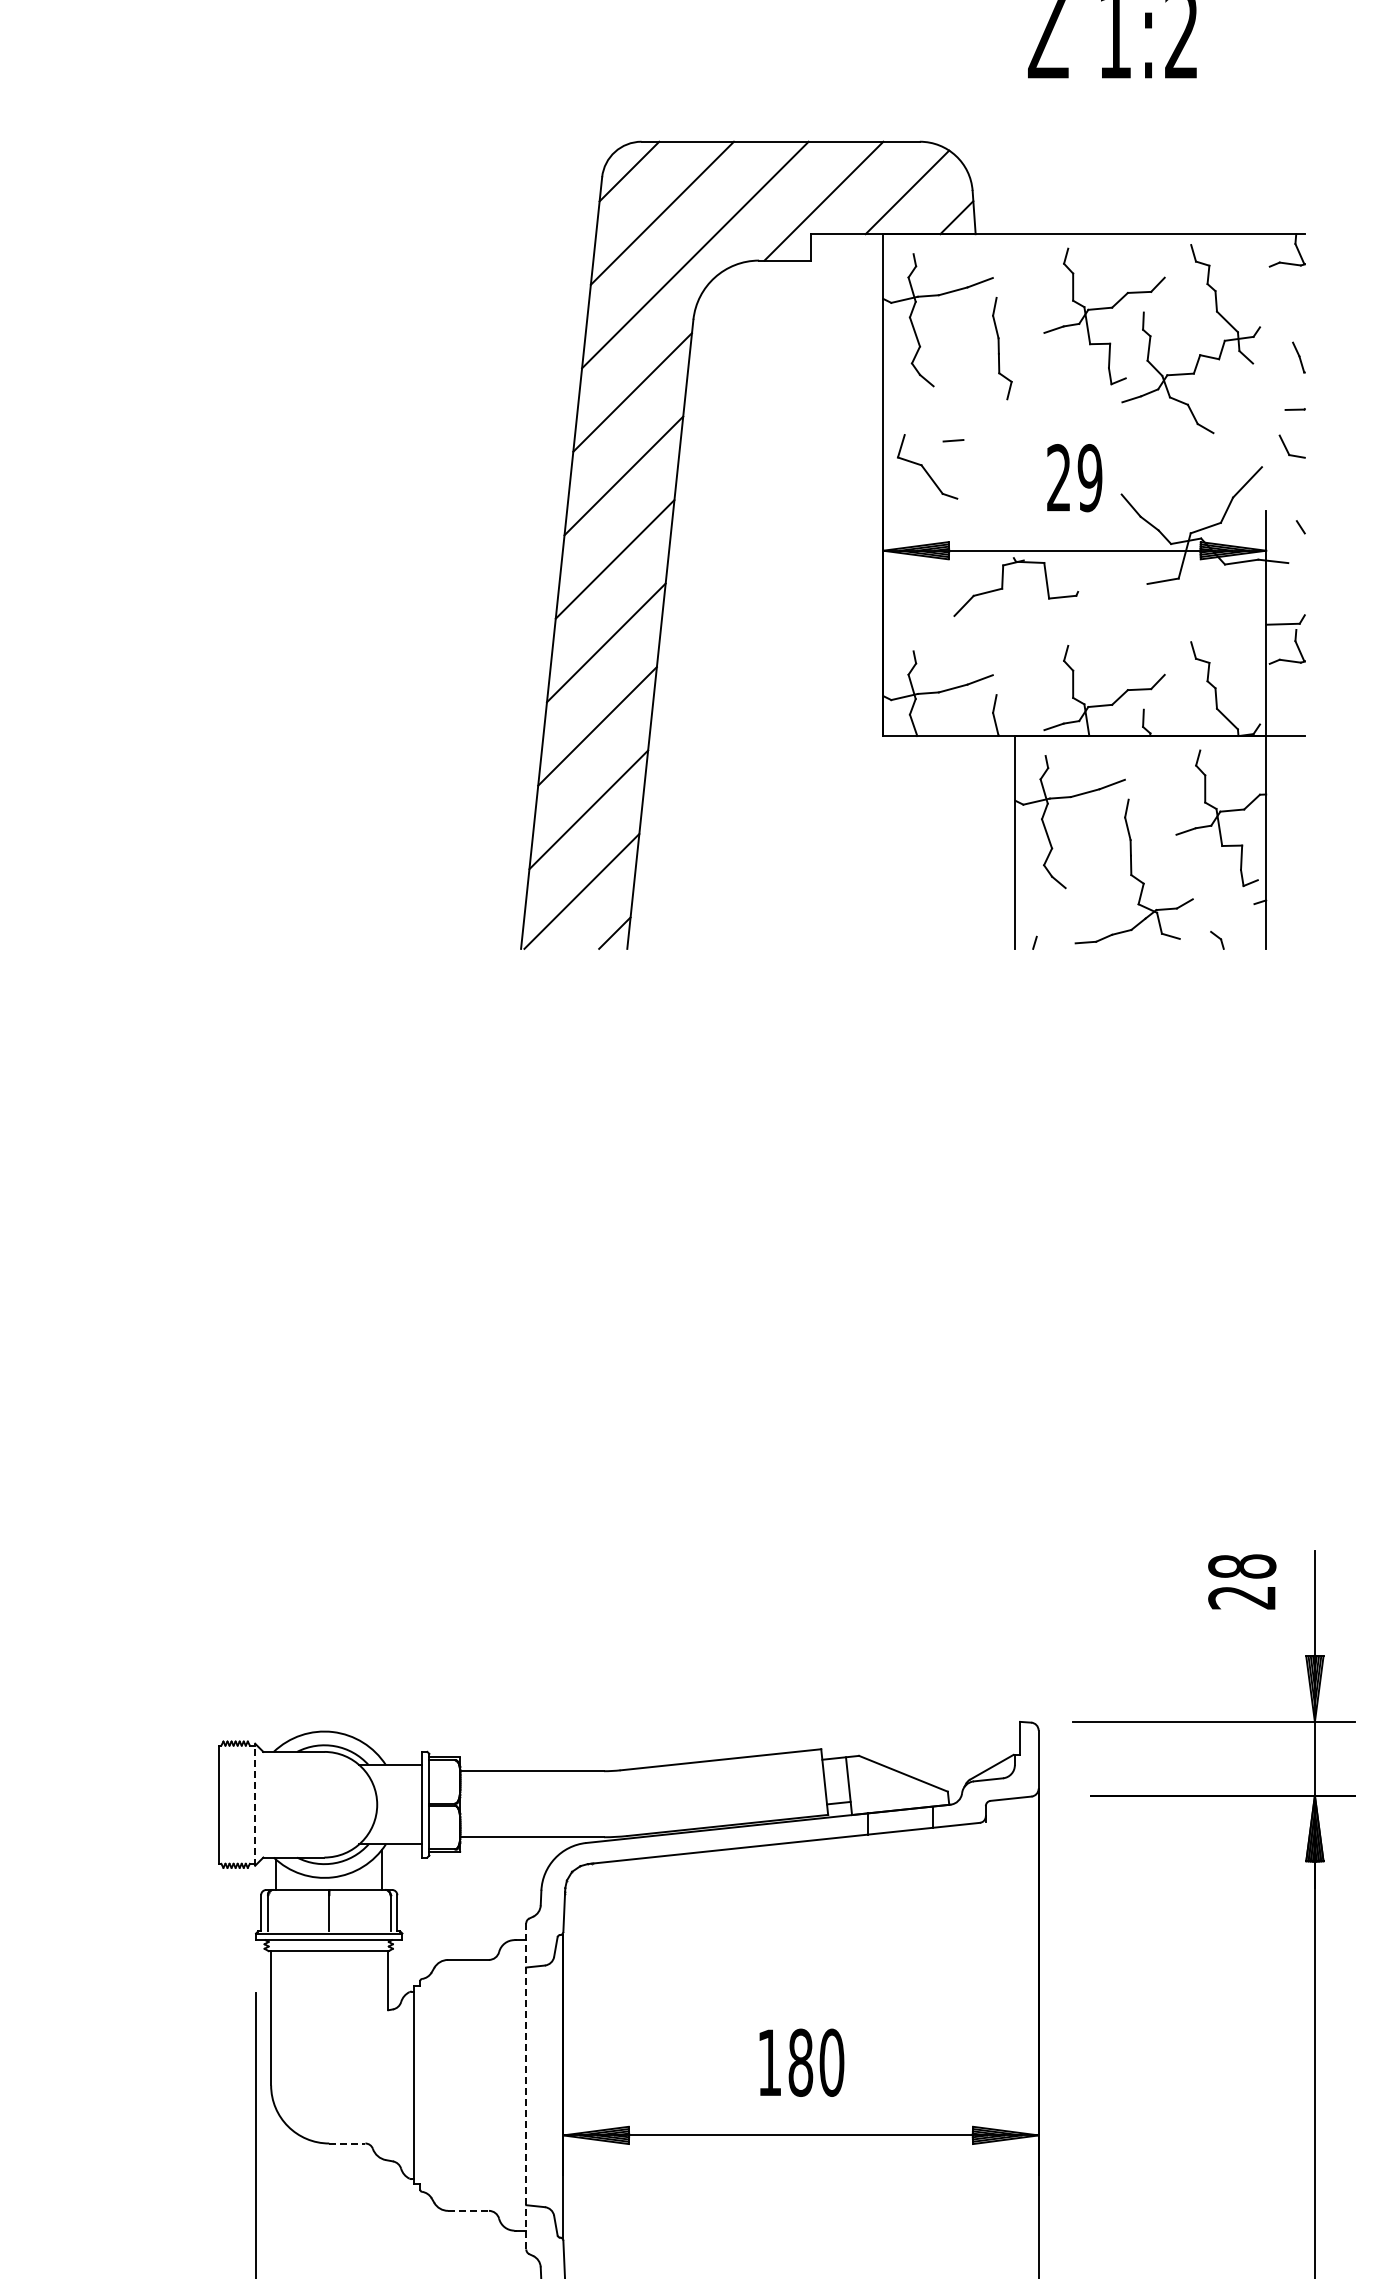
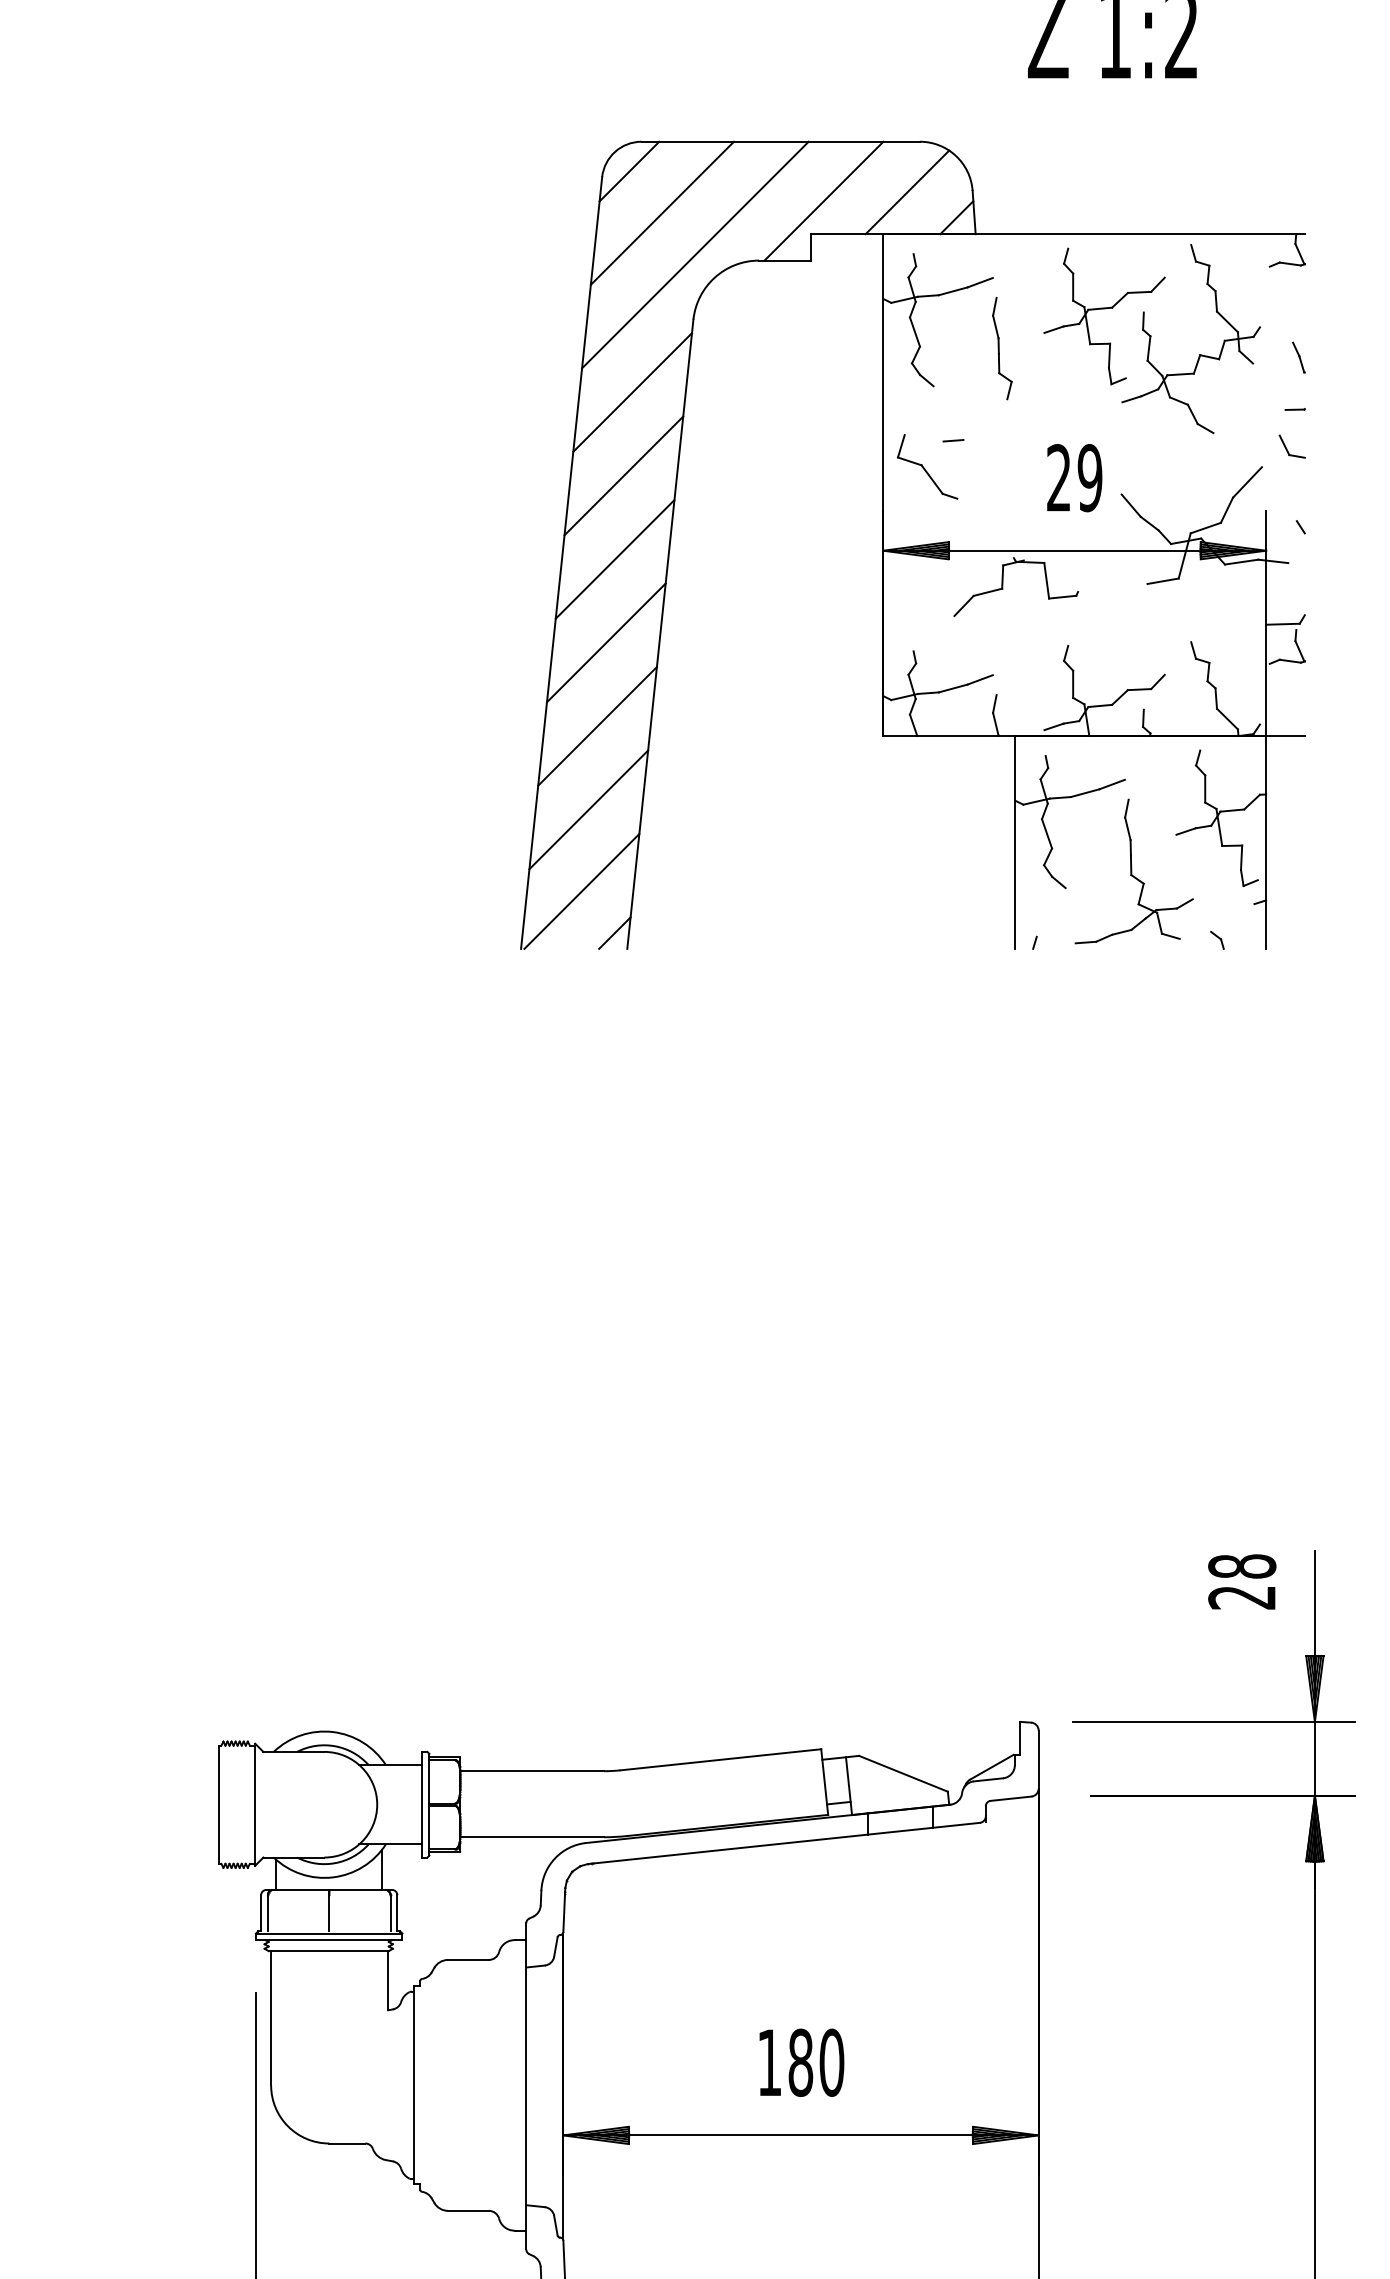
line: dashed -> solid (255, 1804)
line: dashed -> solid (526, 2085)
line: dashed -> solid (347, 2143)
line: dashed -> solid (469, 2210)
